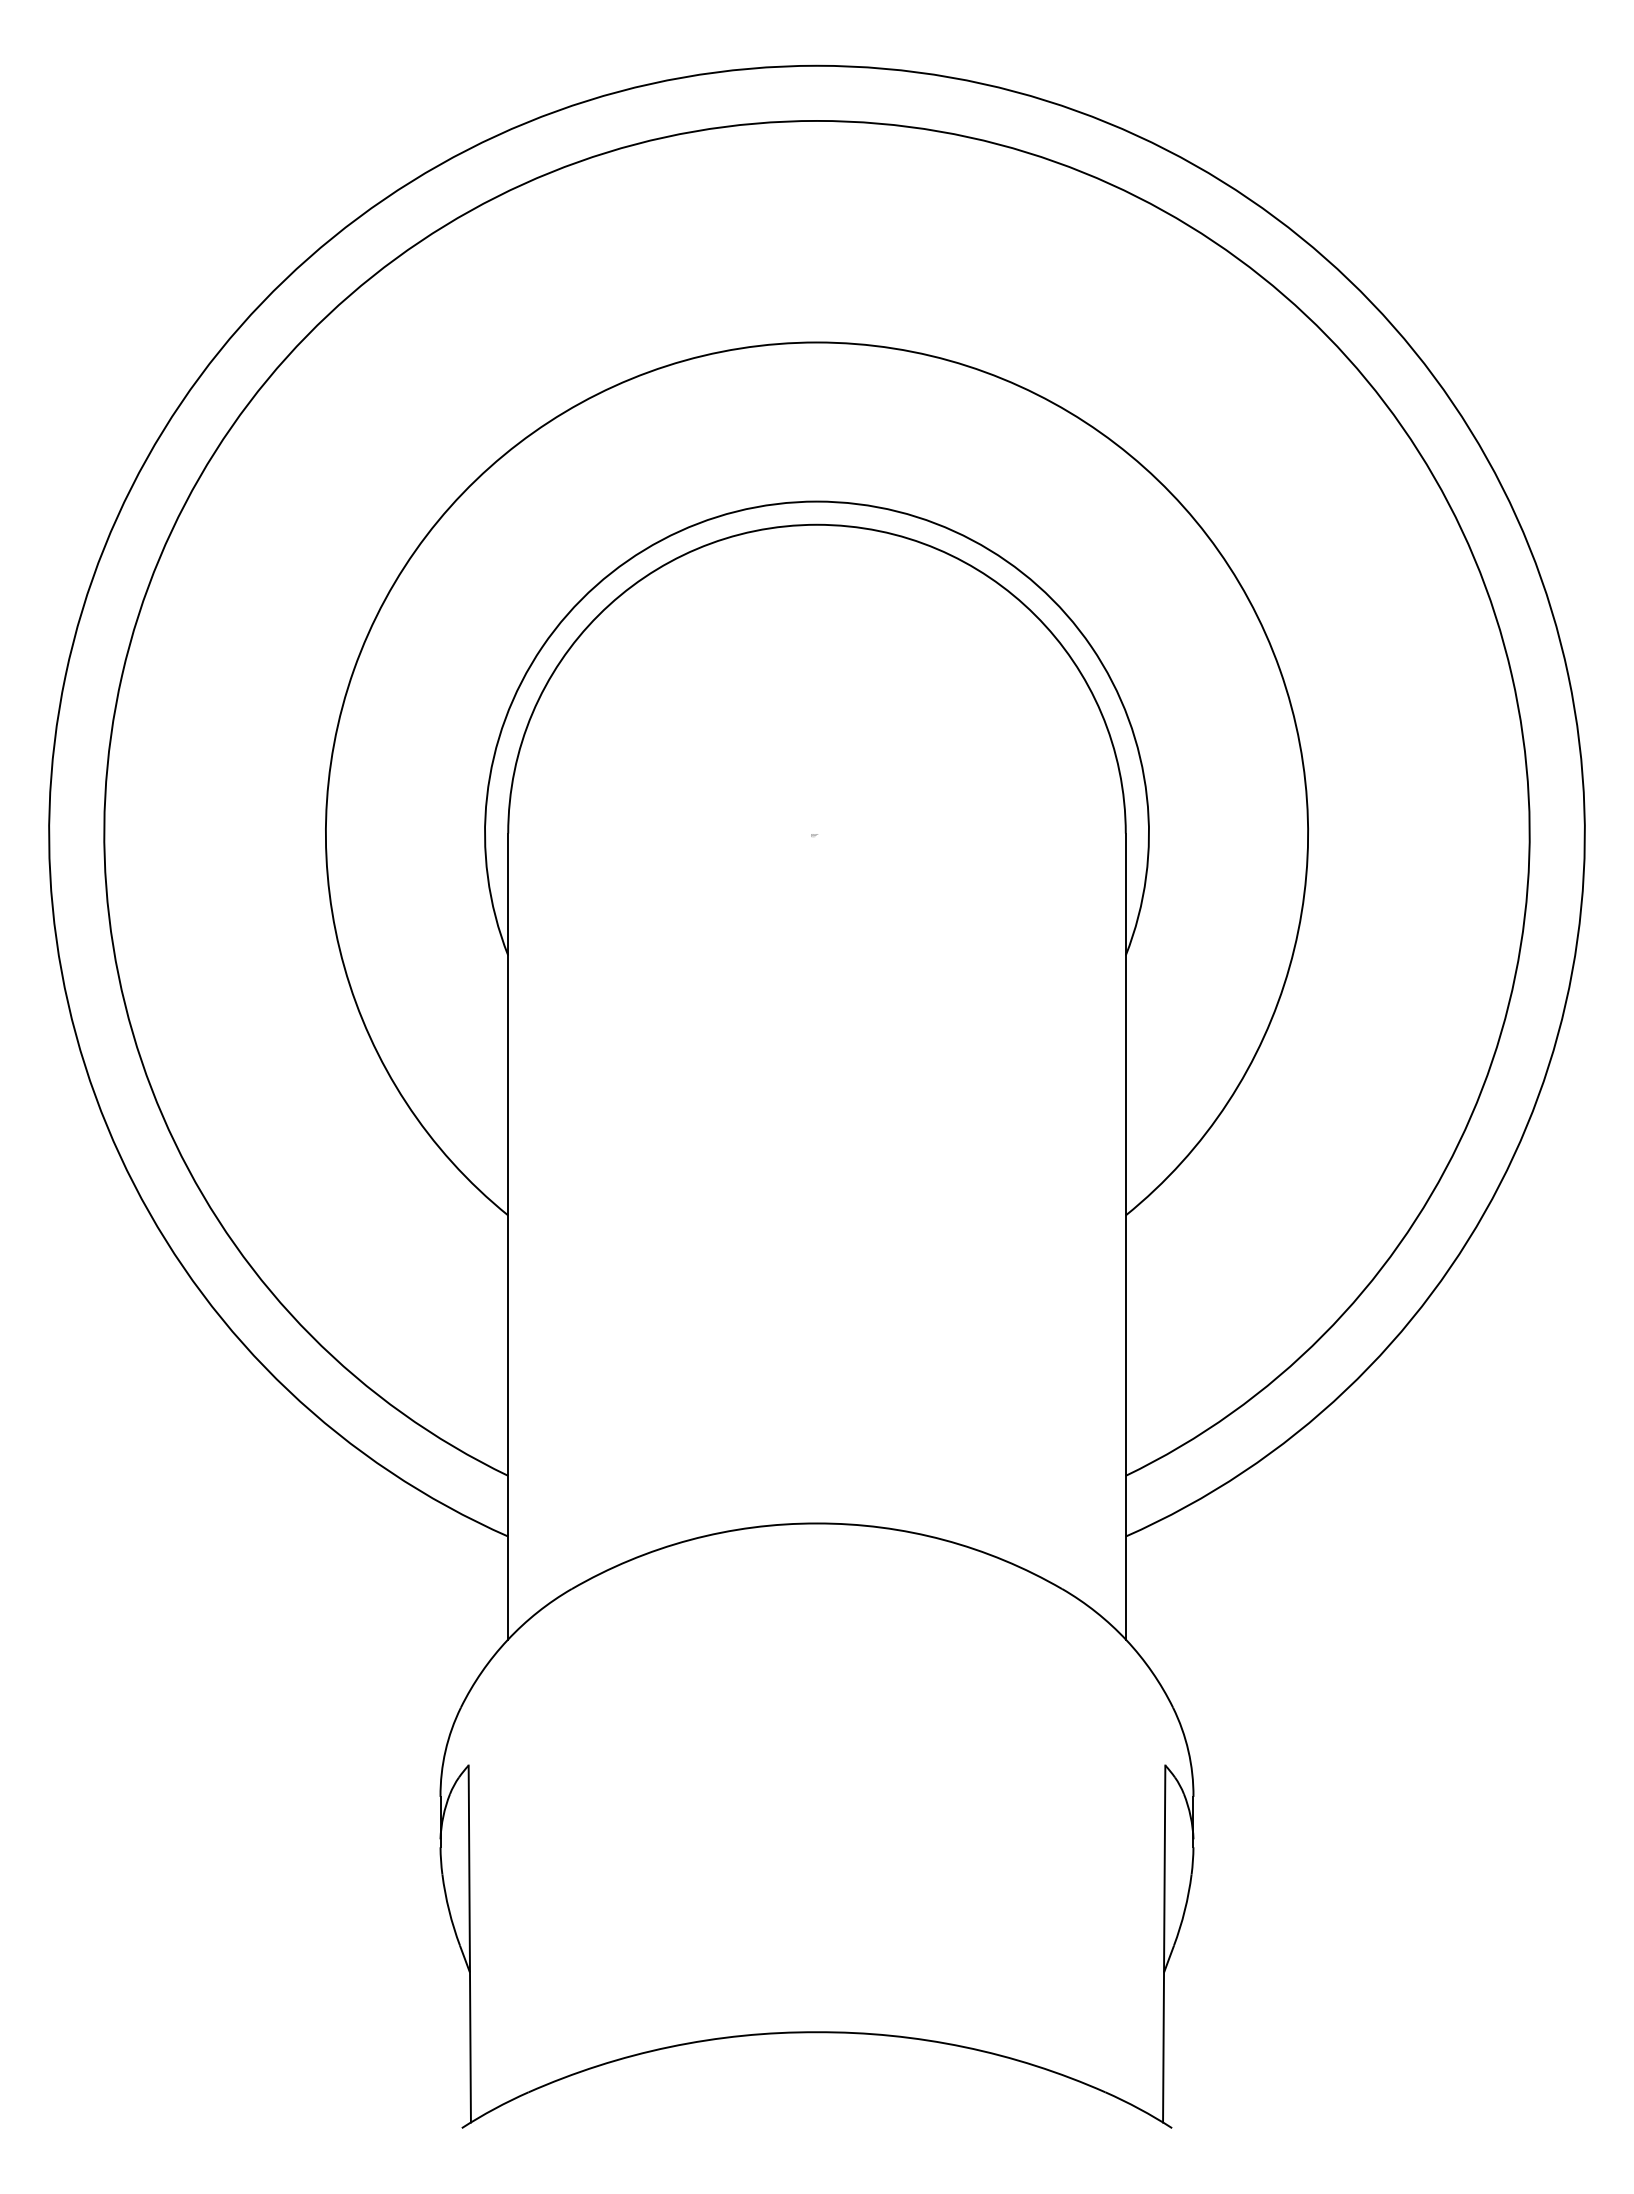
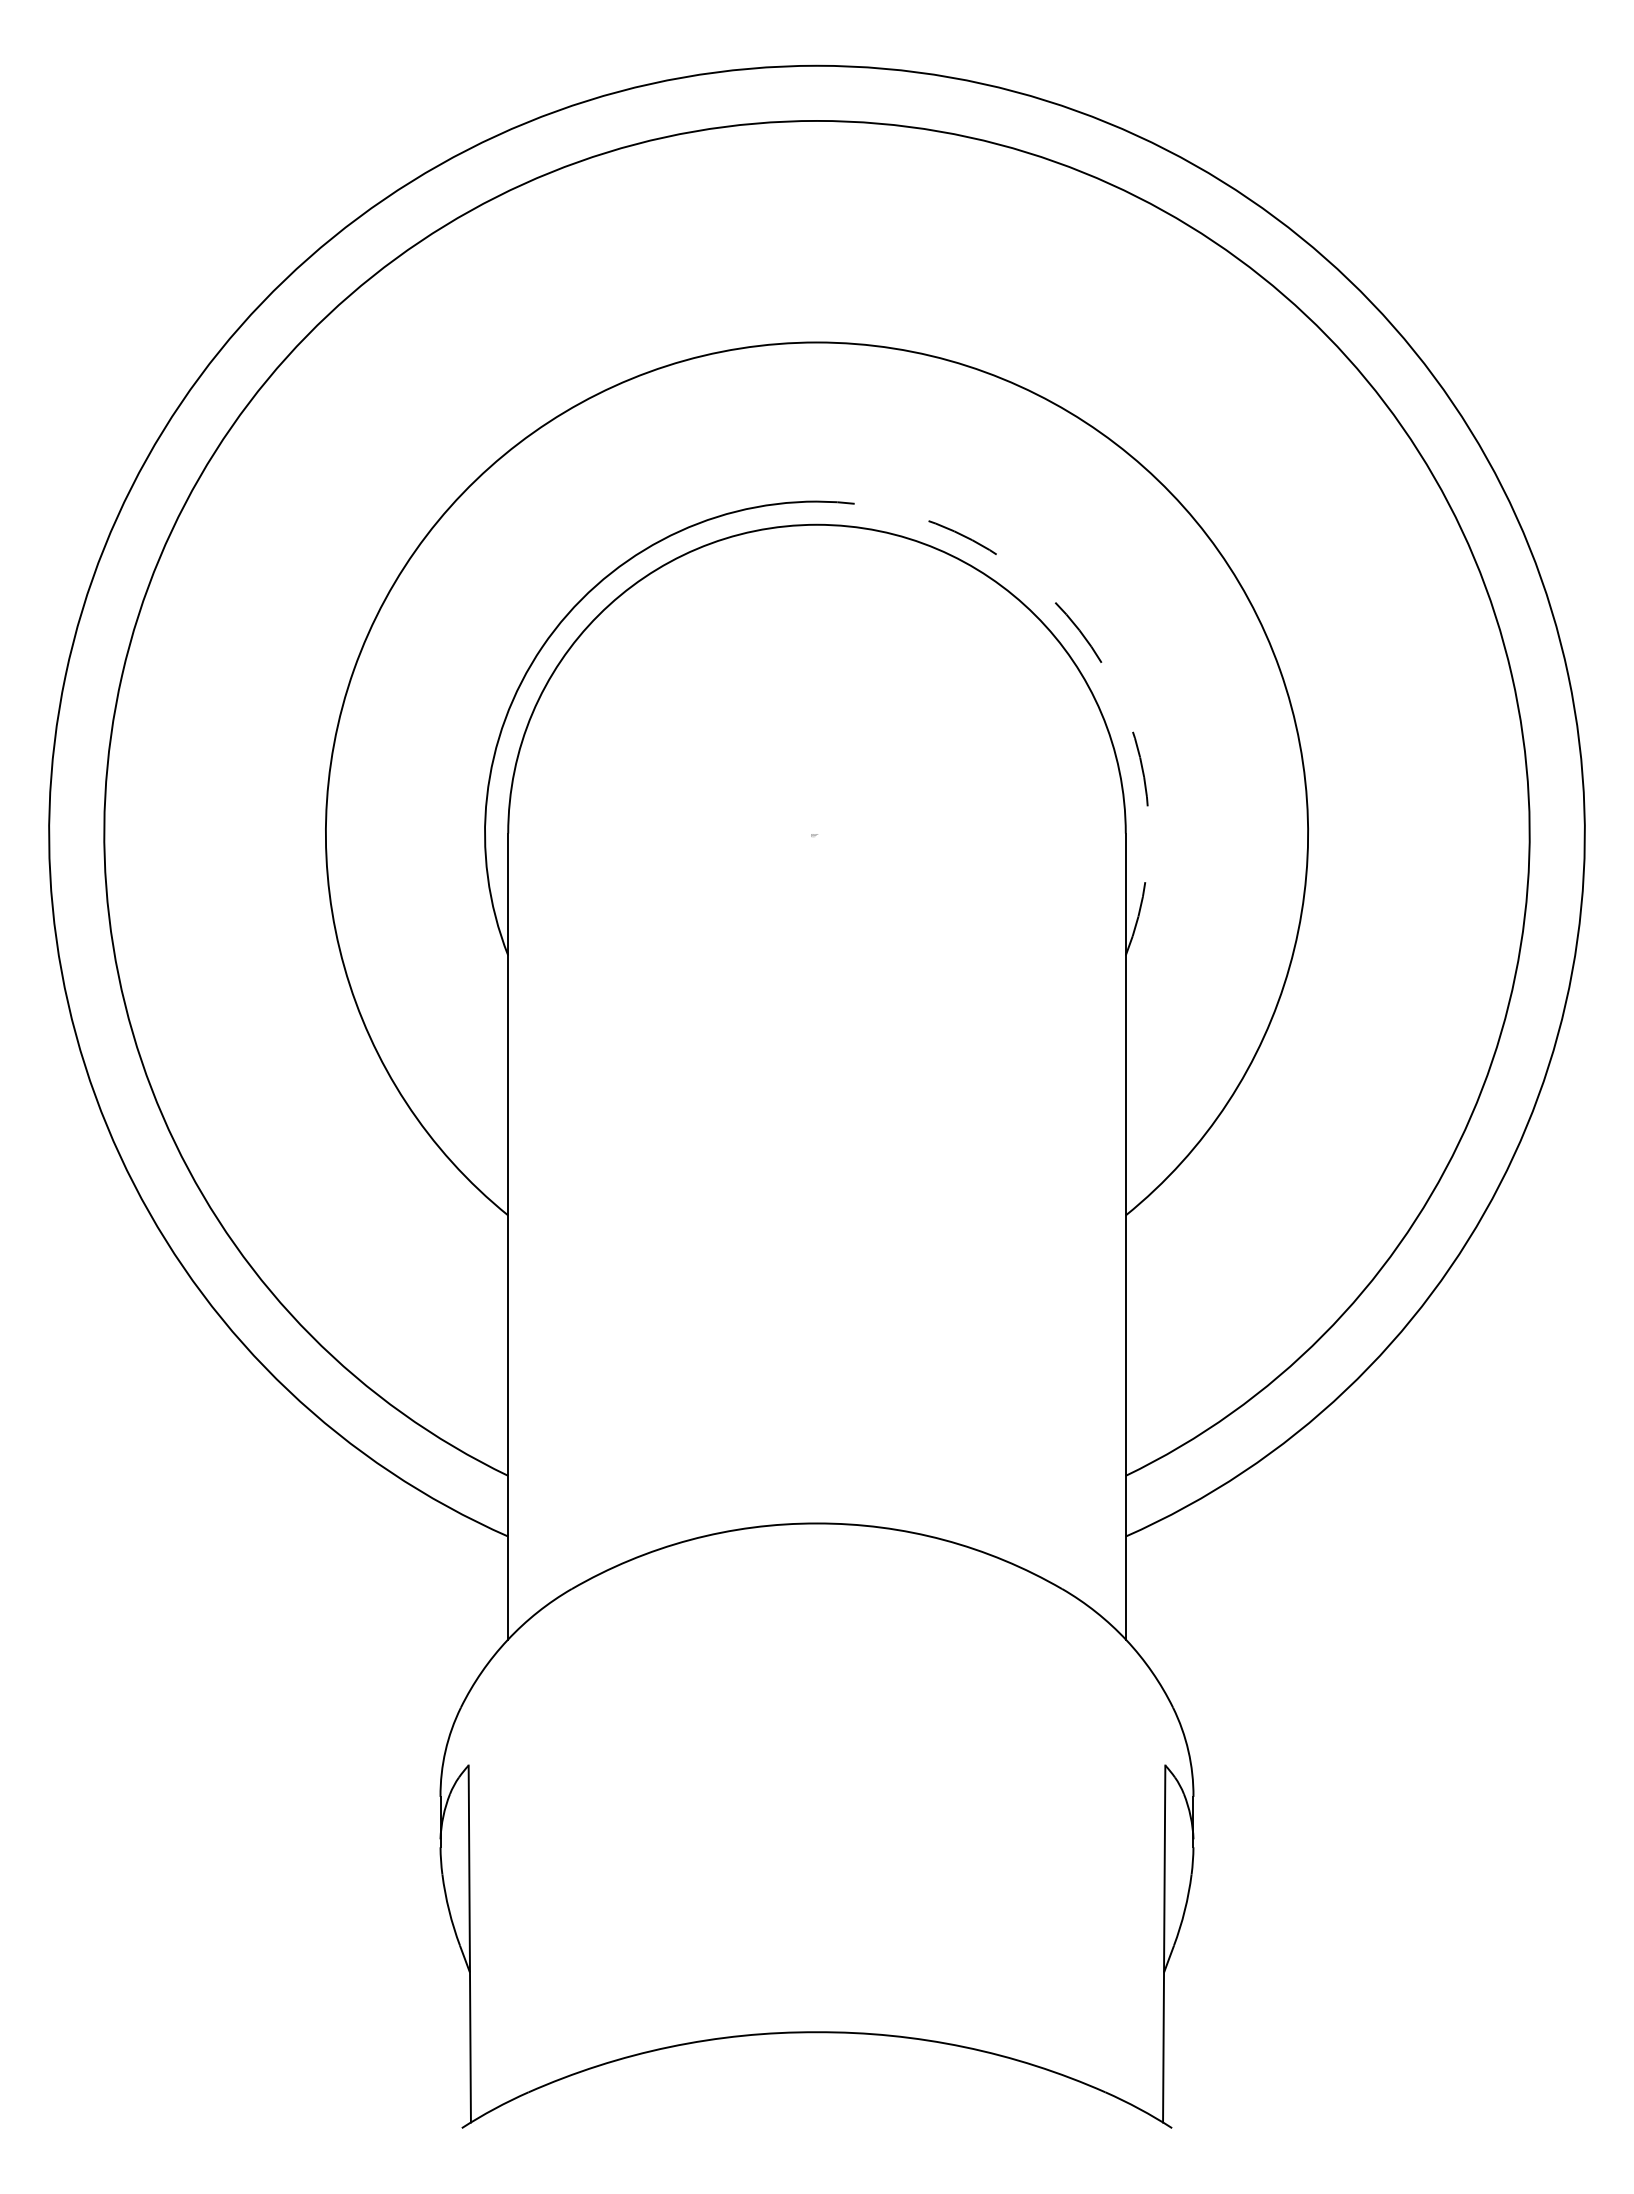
arc: solid -> dashed (1091, 646)
